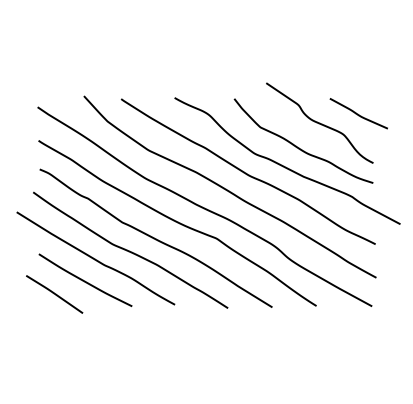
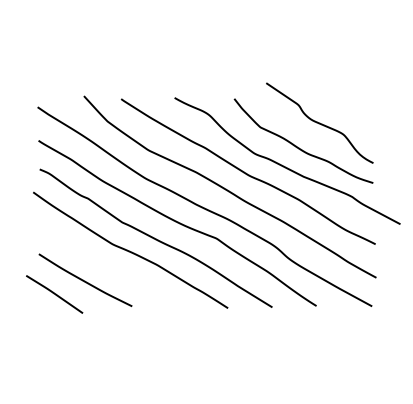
curve: present -> none (357, 113)
curve: present -> none (95, 258)
